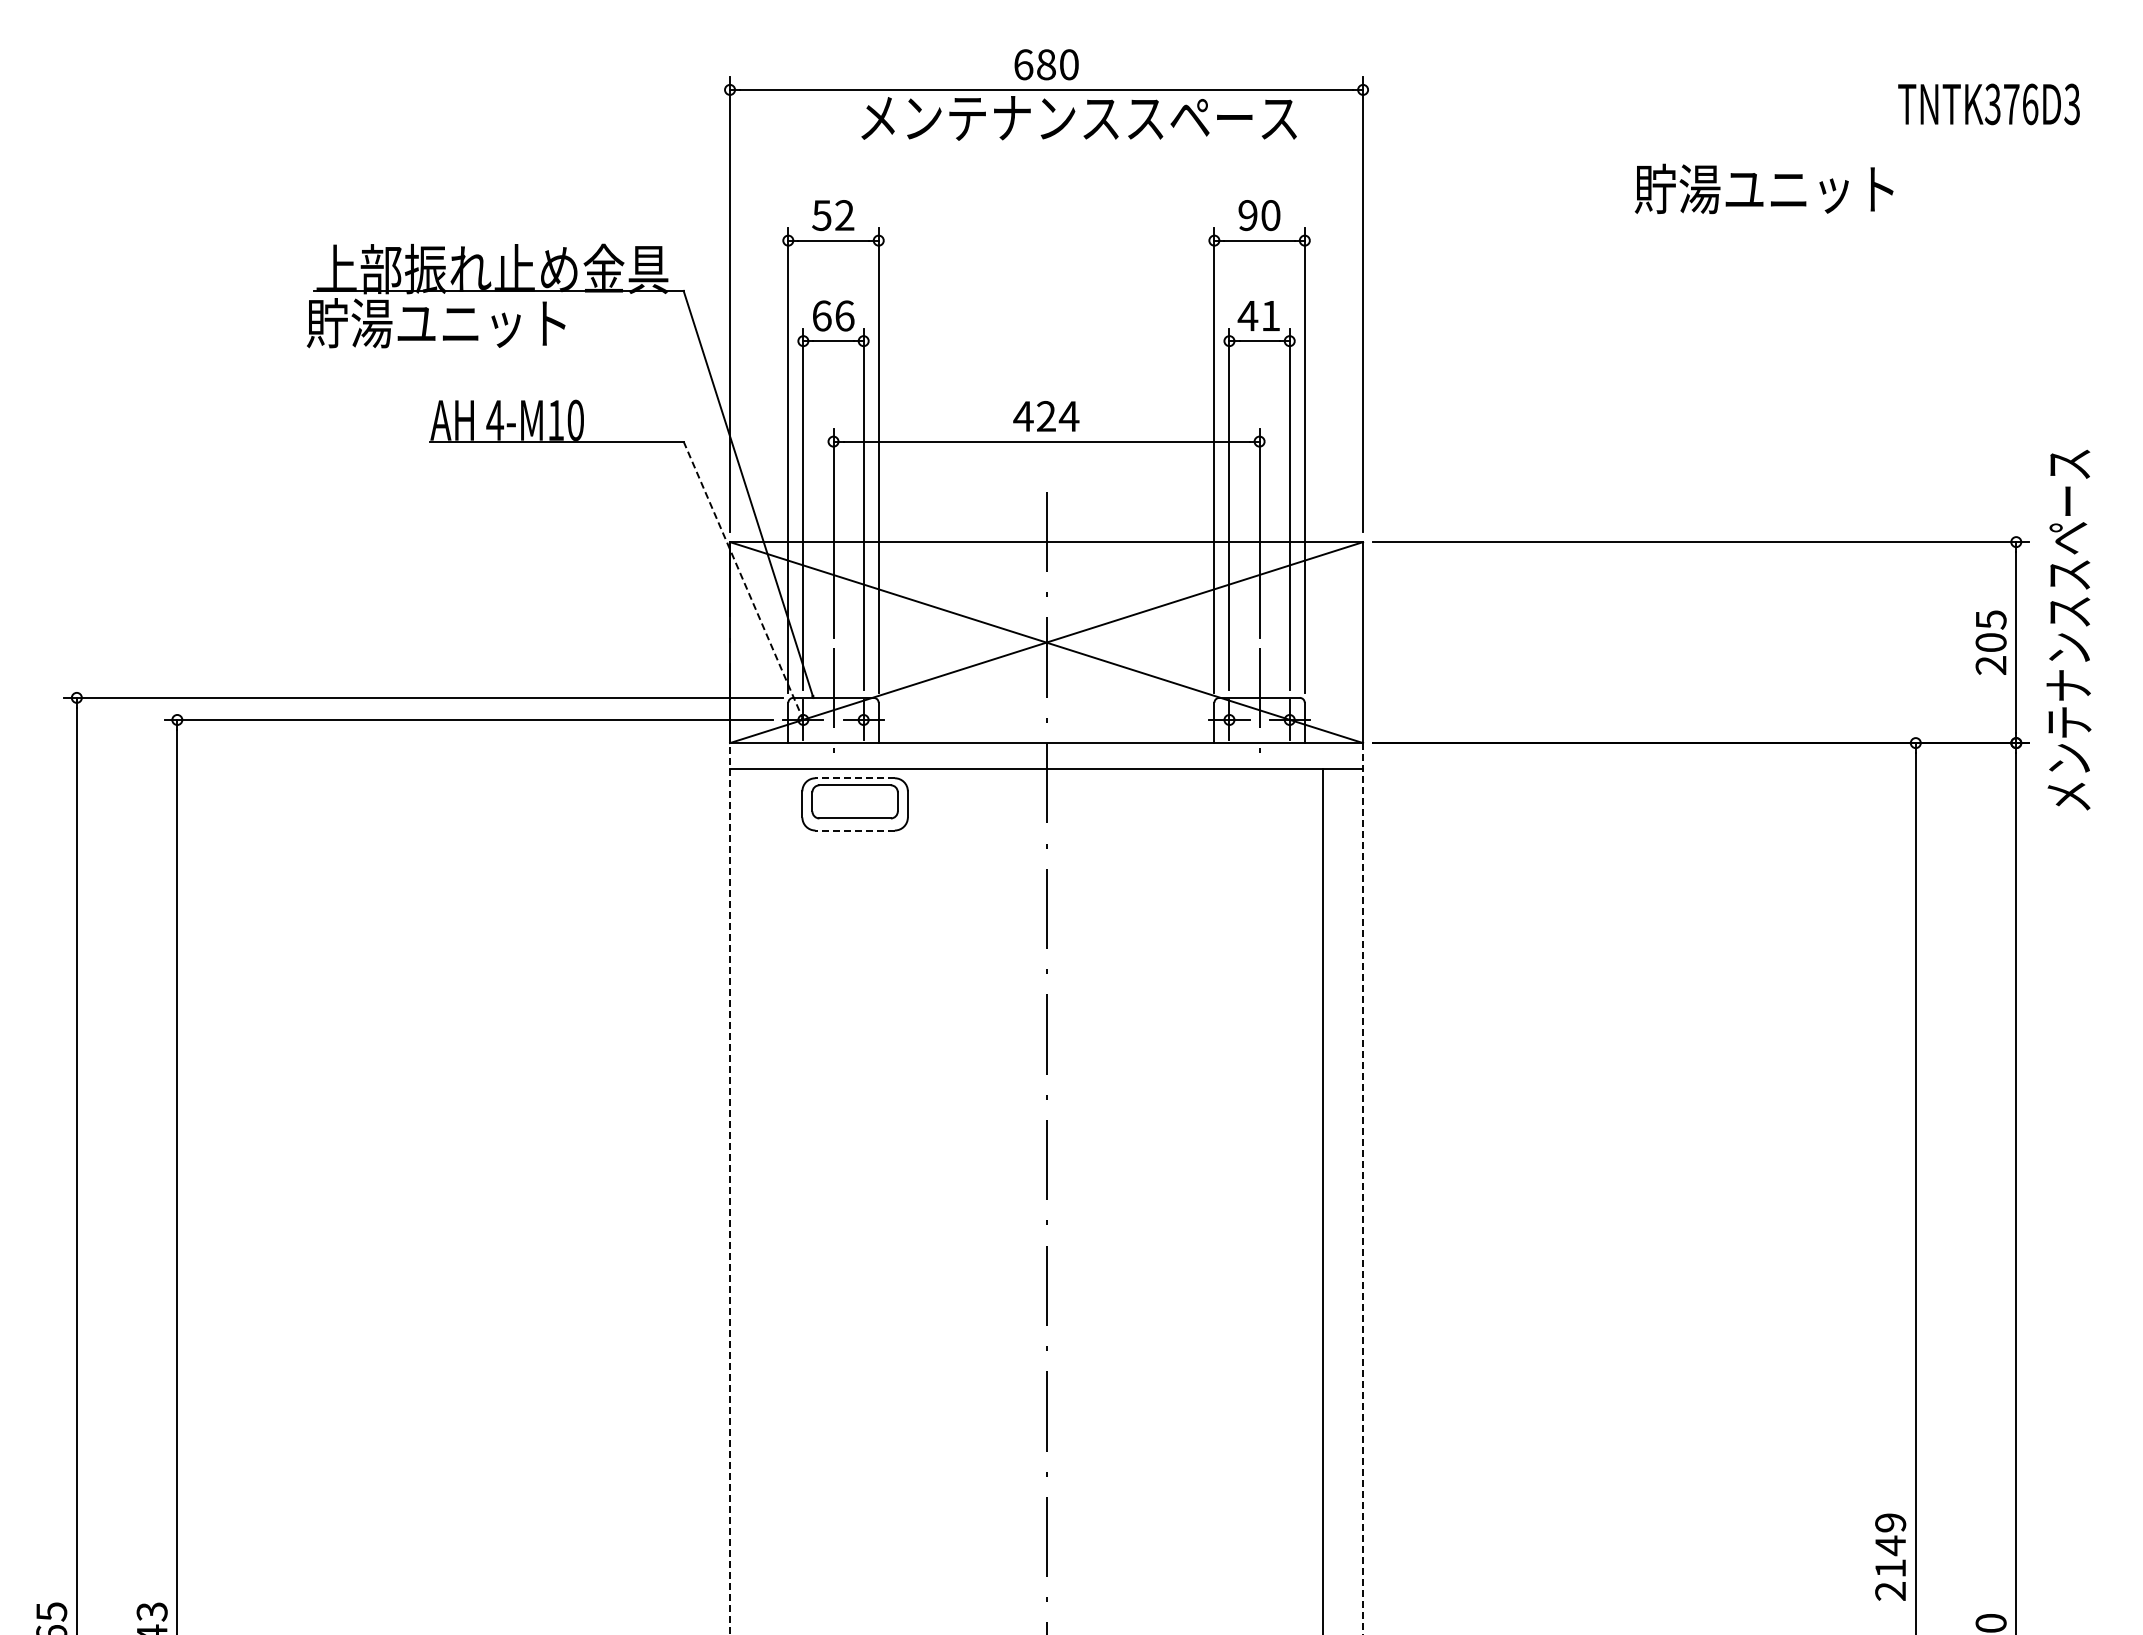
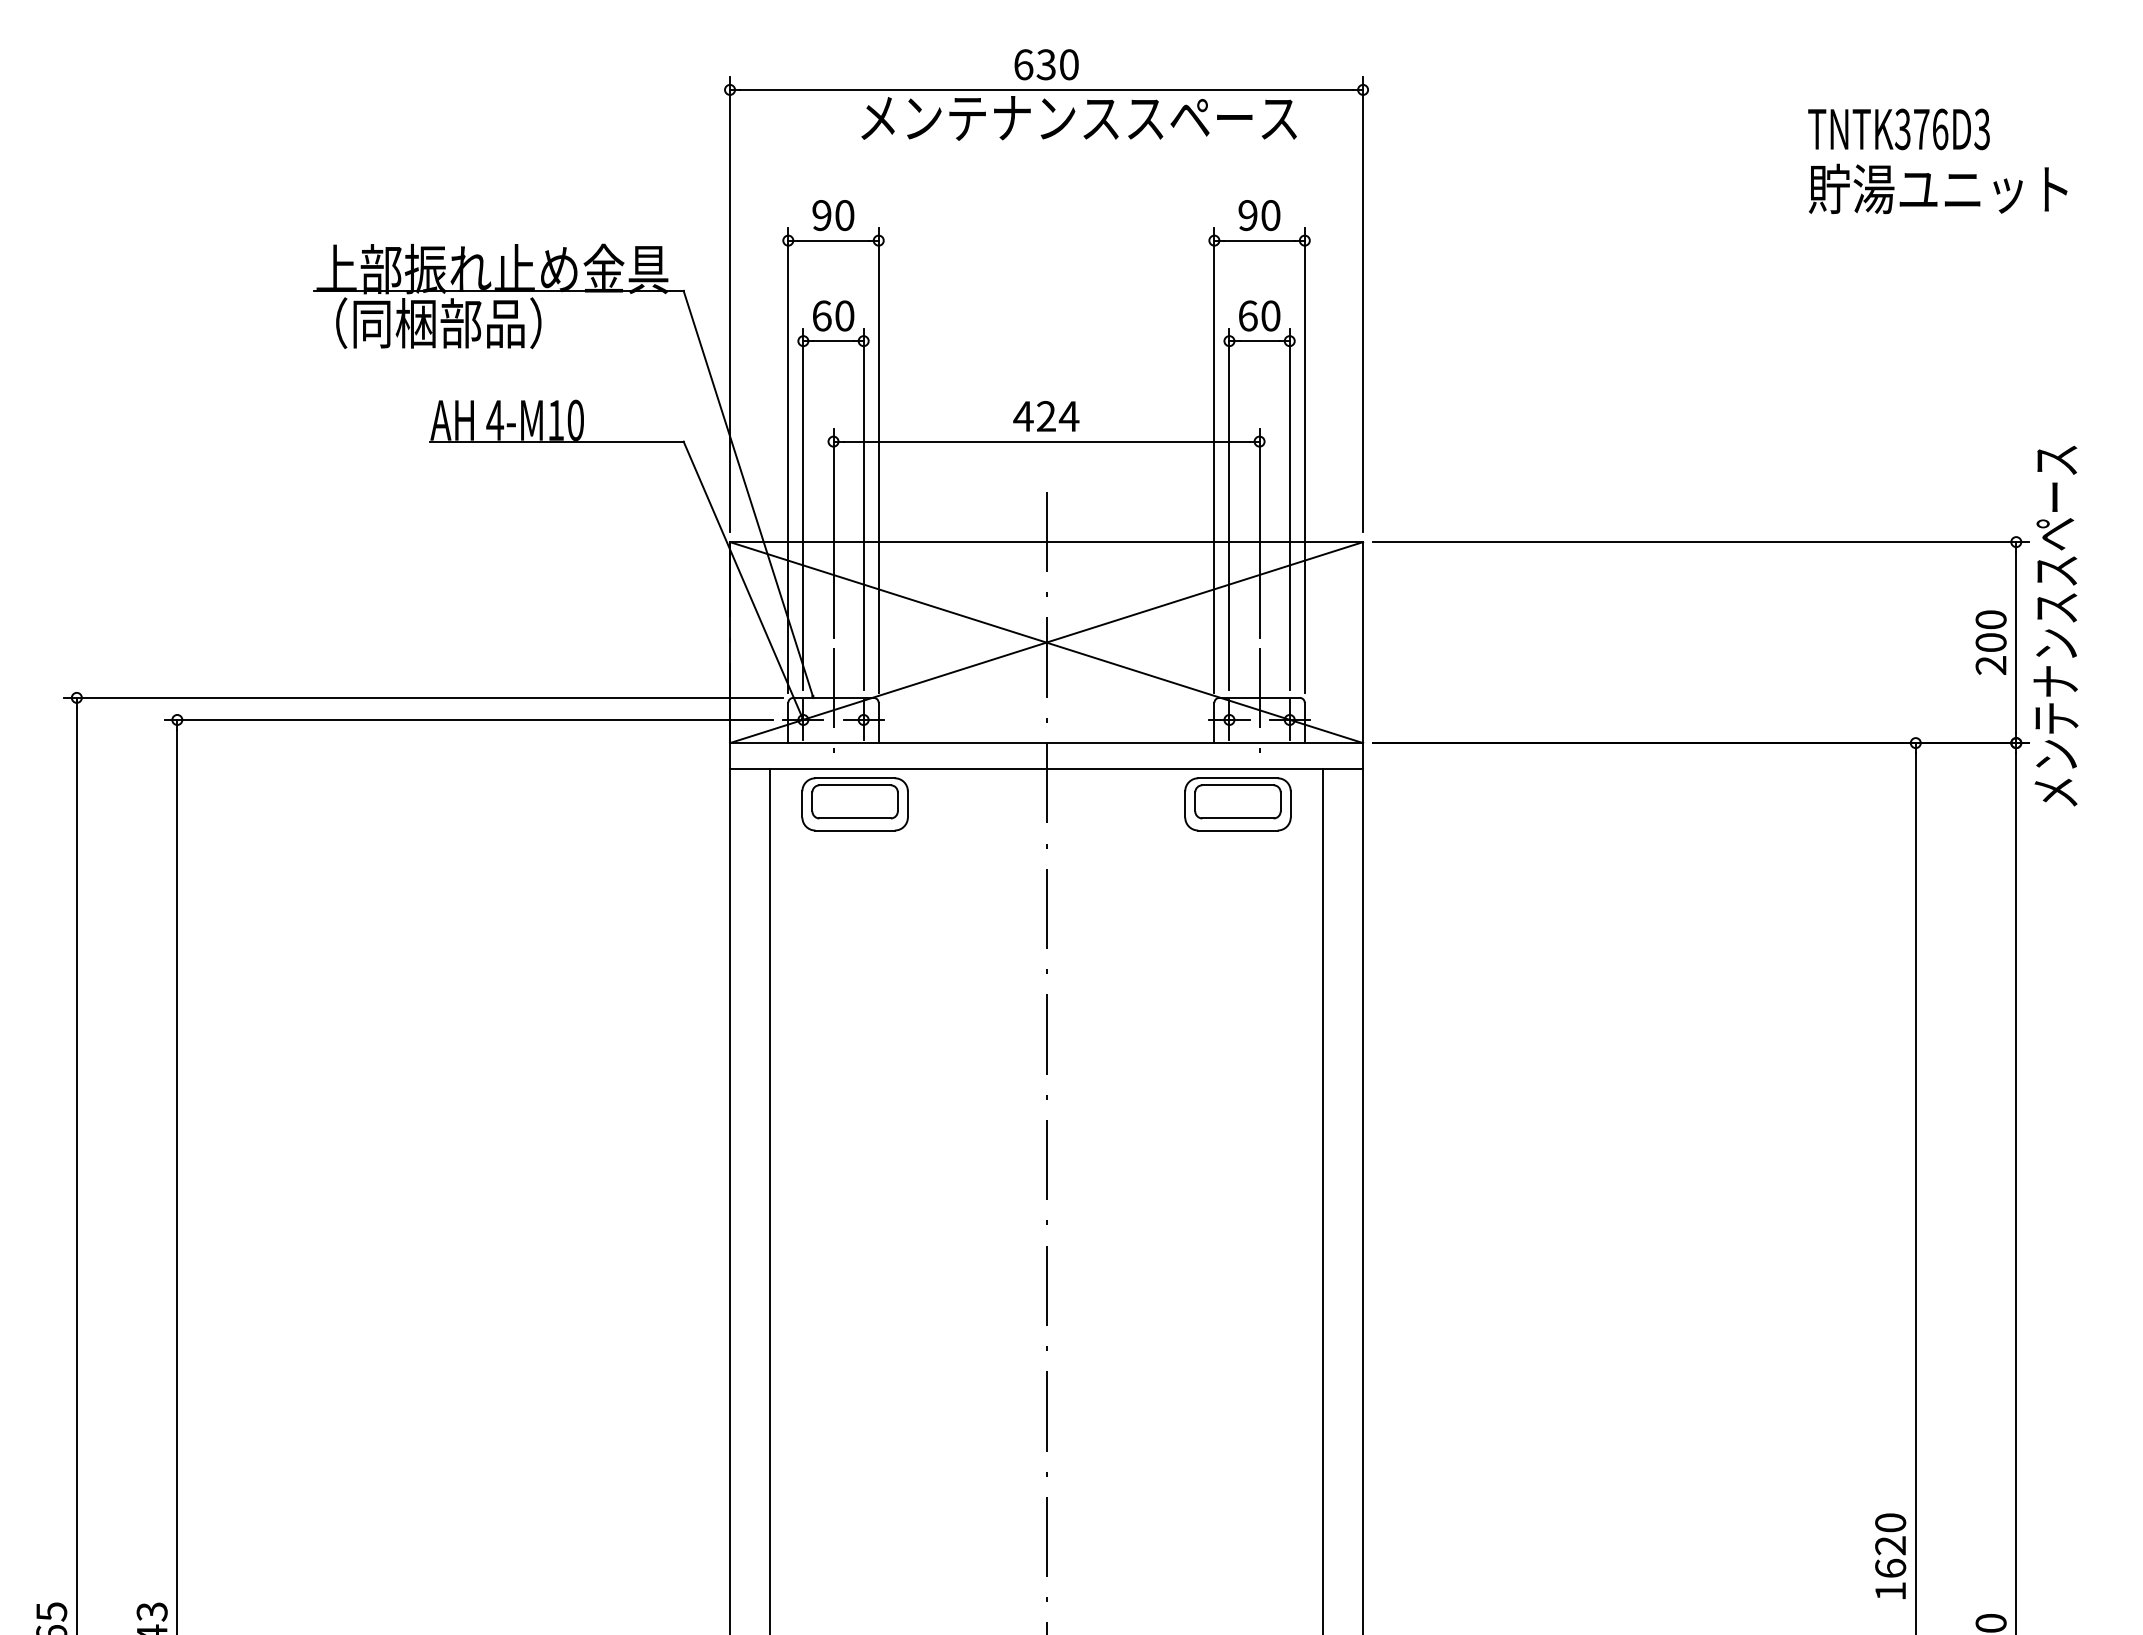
text: 680 -> 630 (1045, 64)
text position: (1988, 104) -> (1898, 129) (1898, 129)
text position: (1763, 188) -> (1937, 188) (1937, 188)
text: 52 -> 90 (833, 215)
text: 66 -> 60 (844, 315)
text: 41 -> 60 (1258, 315)
text: 貯湯ユニット -> （同梱部品） (436, 323)
line: dashed -> solid (743, 580)
text: 205 -> 200 (1990, 619)
text position: (2068, 629) -> (2055, 625) (2055, 625)
line: dashed -> solid (855, 778)
part: none -> present (1237, 804)
line: dashed -> solid (855, 830)
line: dashed -> solid (730, 1188)
line: dashed -> solid (1363, 1189)
line: none -> present (770, 1200)
text: 2149 -> 1620 (1890, 1556)
